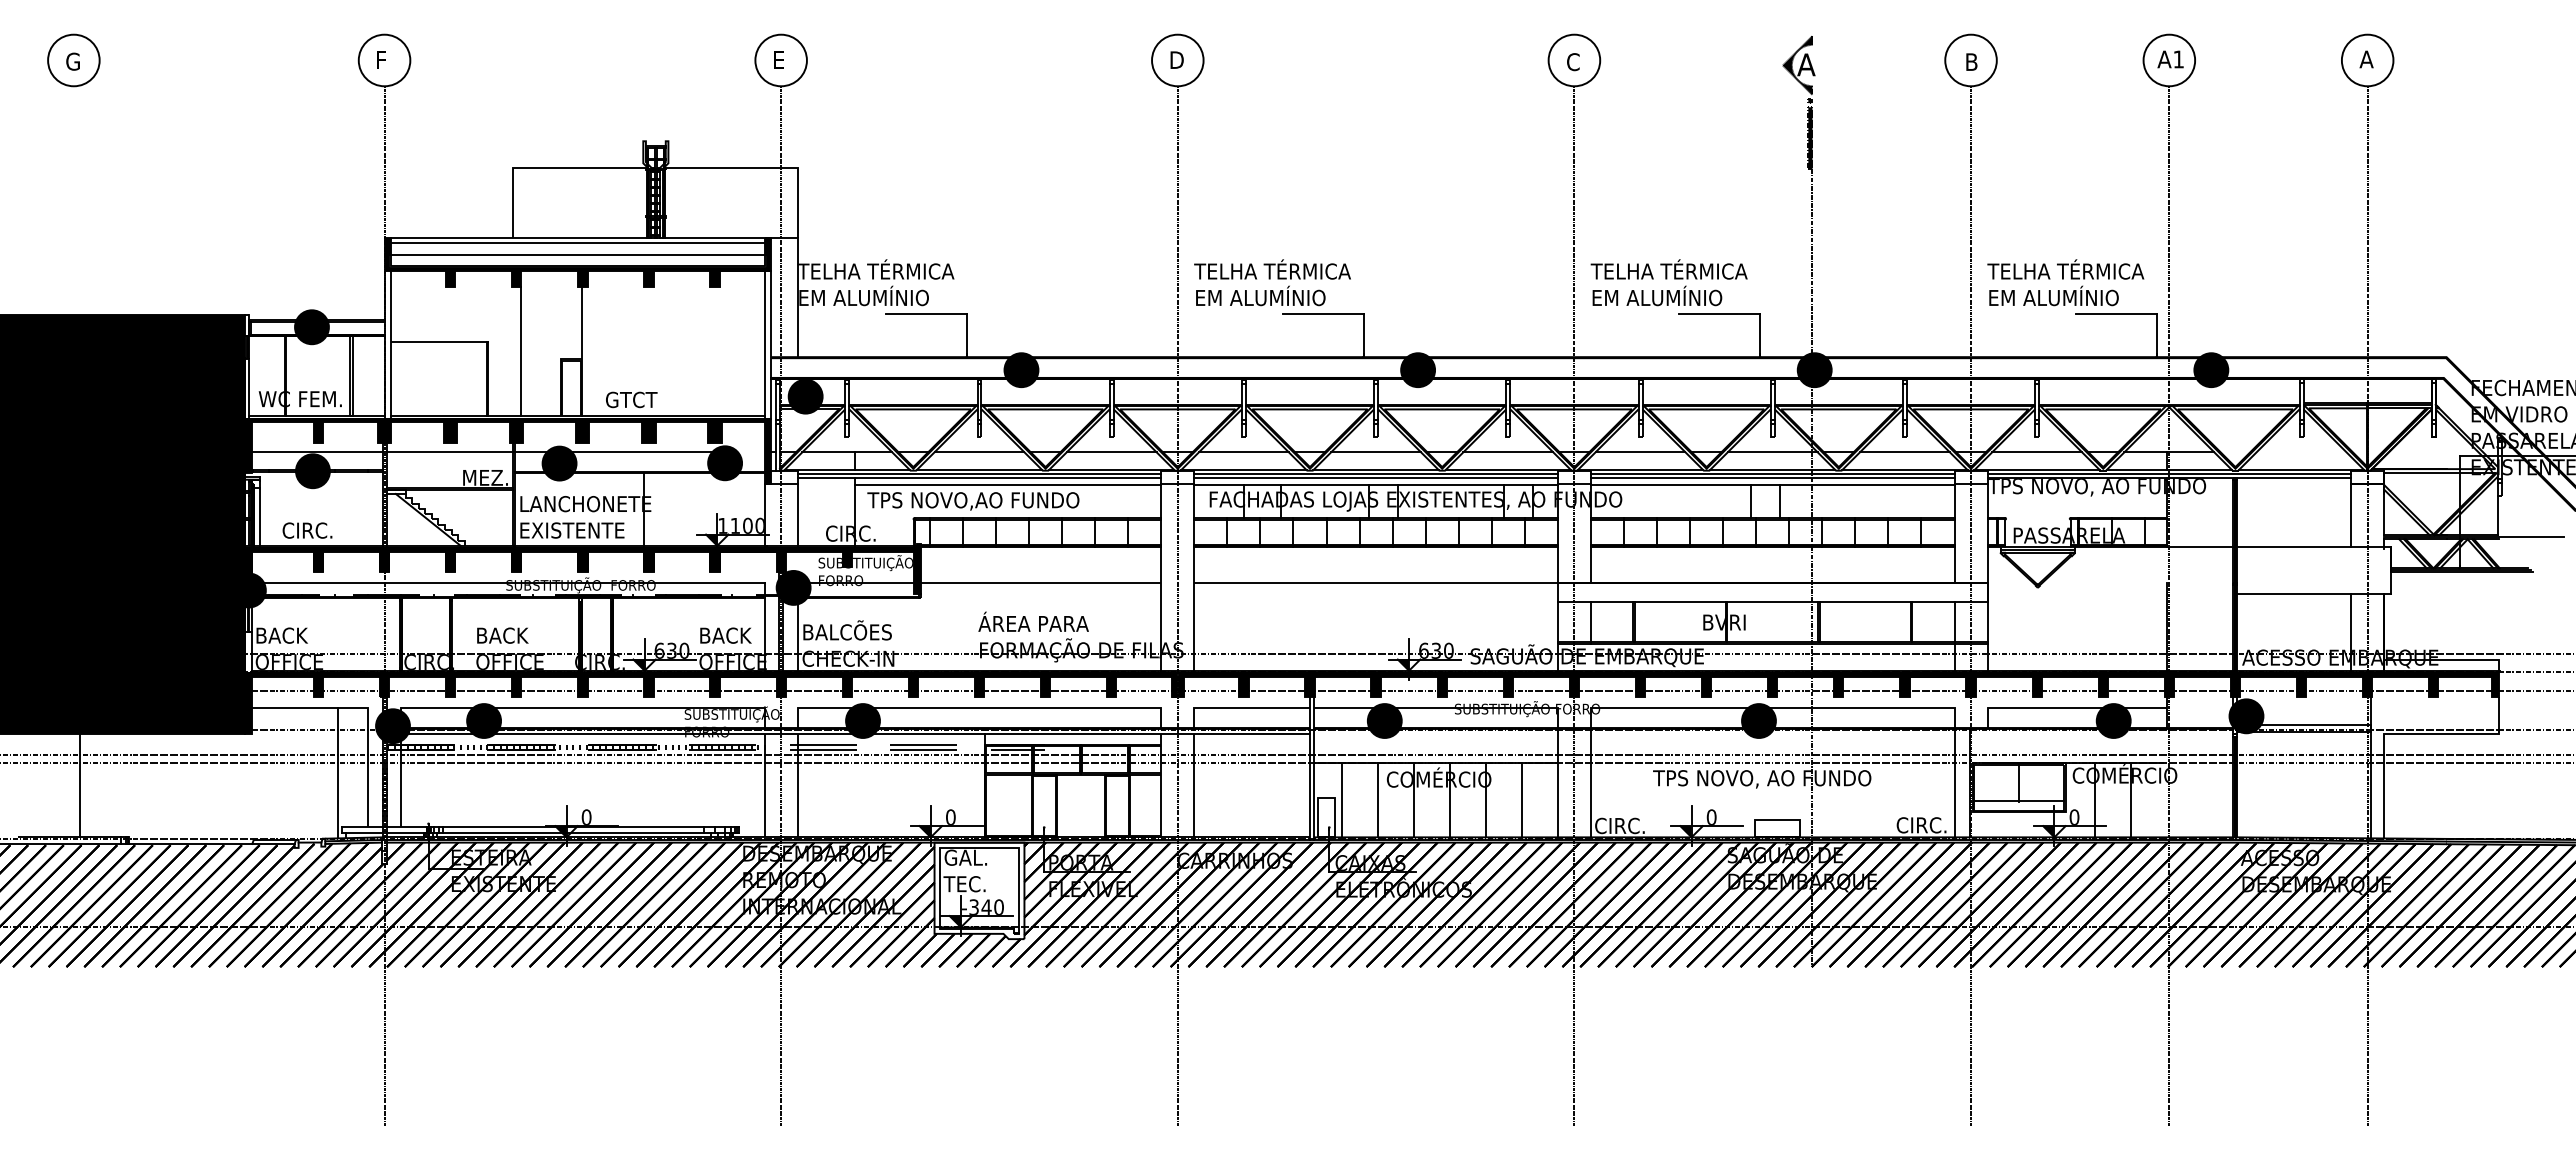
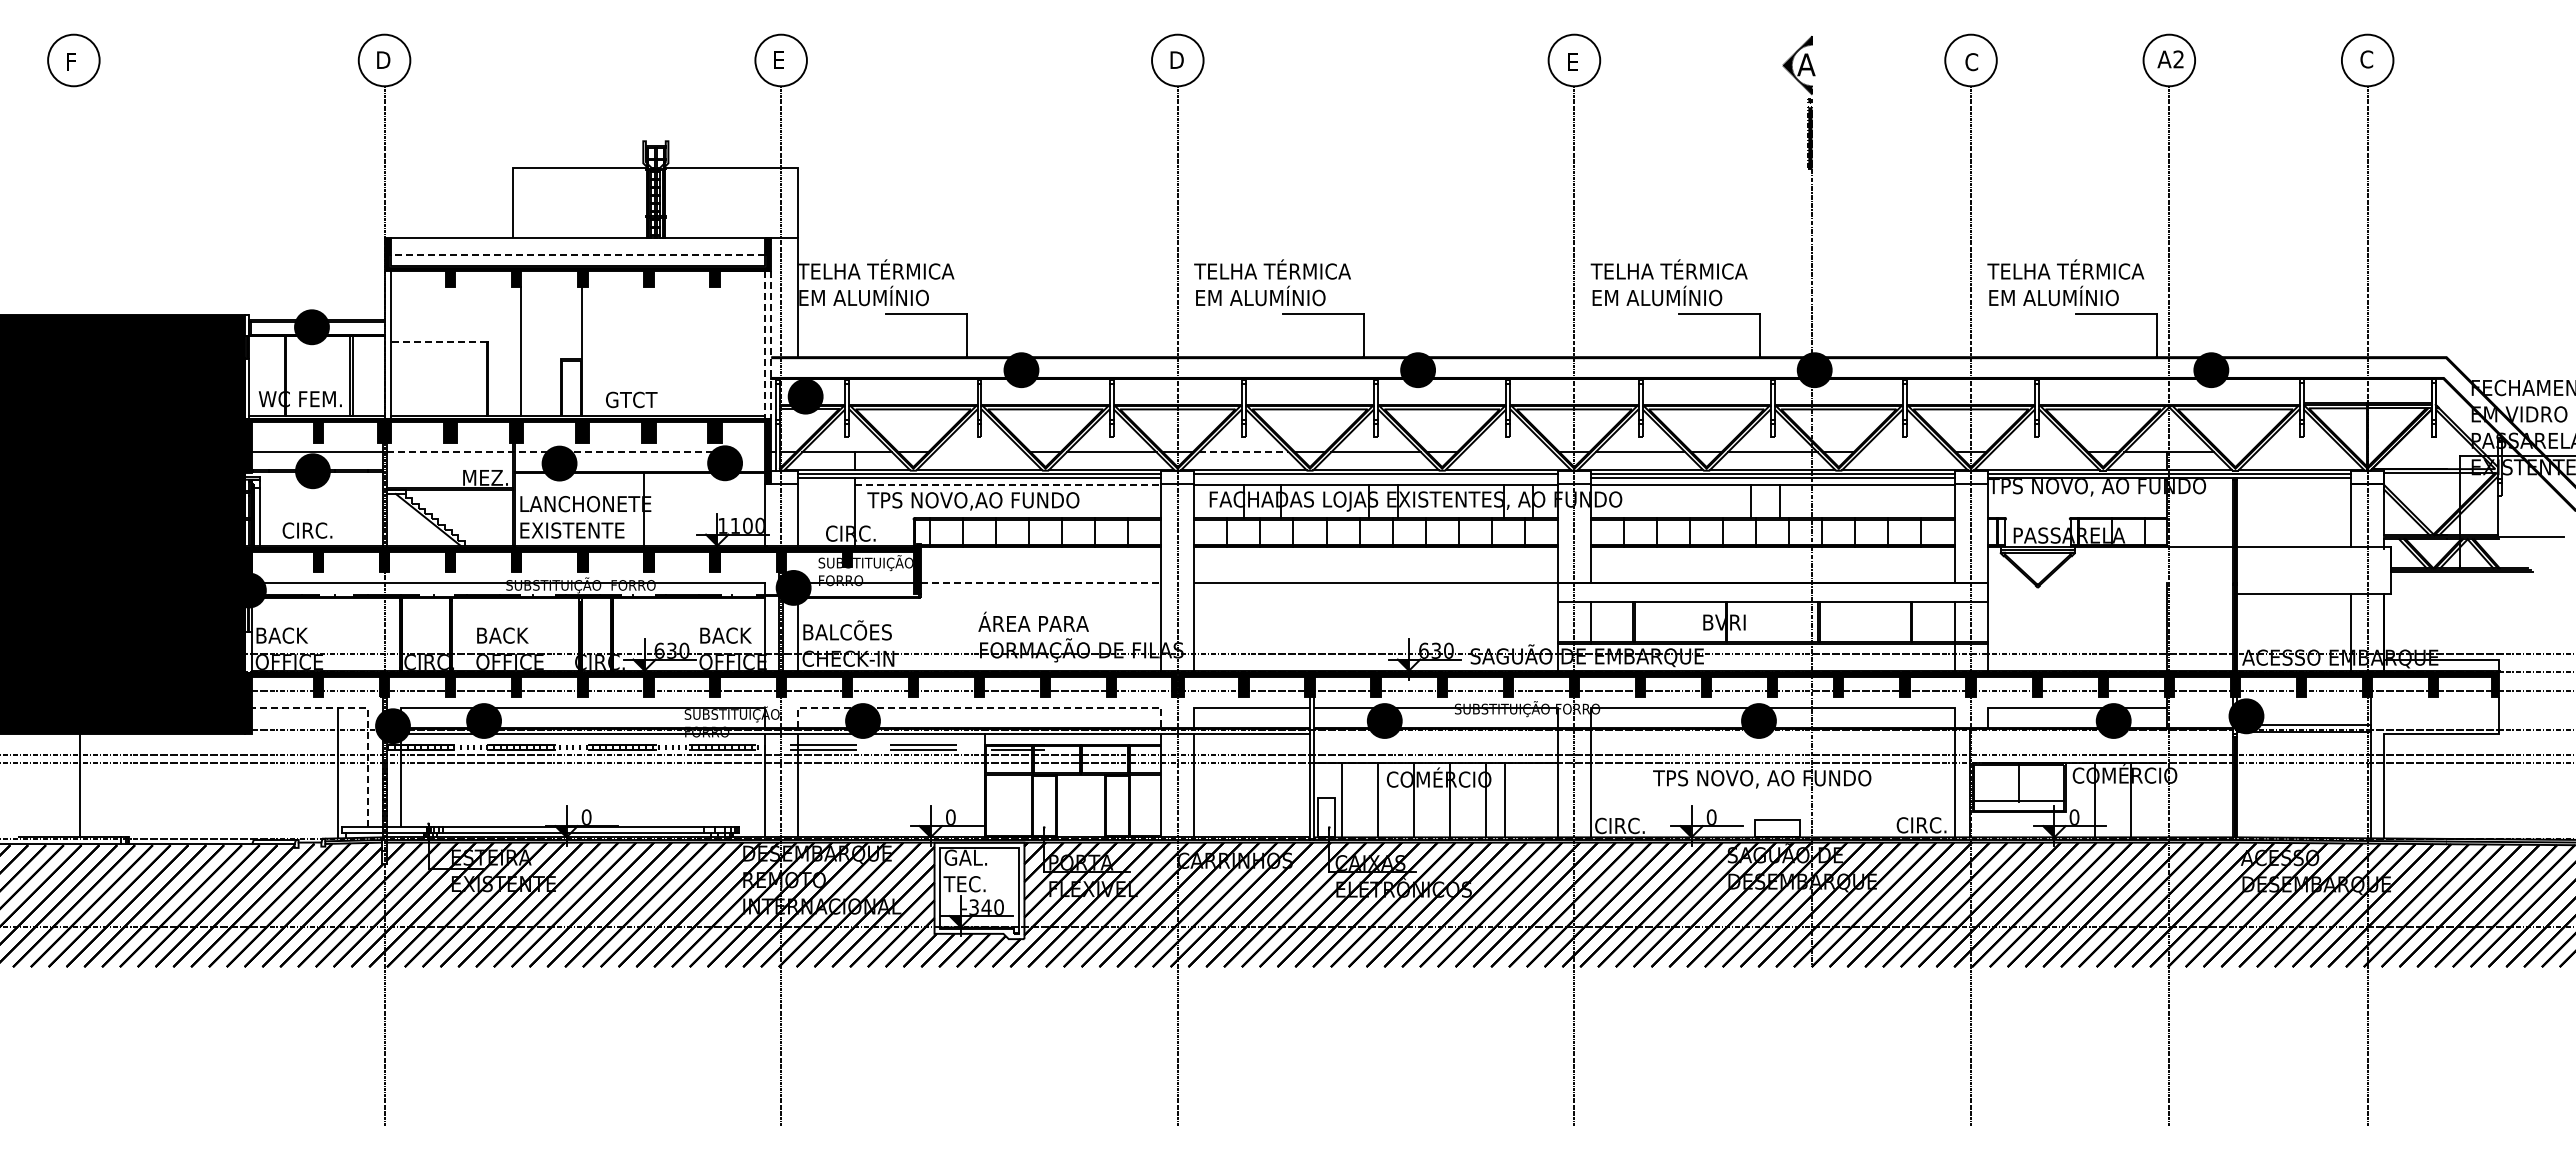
text: F -> D (383, 59)
text: A1 -> A2 (2178, 59)
text: A -> C (2366, 59)
text: G -> F (72, 61)
text: C -> E (1573, 62)
text: B -> C (1971, 62)
line: present -> none (577, 243)
line: solid -> dashed (577, 254)
line: solid -> dashed (439, 342)
line: solid -> dashed (764, 345)
line: solid -> dashed (771, 345)
line: solid -> dashed (551, 451)
line: present -> none (979, 452)
line: solid -> dashed (1243, 452)
line: present -> none (1508, 452)
line: present -> none (1904, 452)
line: present -> none (2037, 452)
line: present -> none (1375, 477)
line: solid -> dashed (1008, 485)
line: solid -> dashed (1041, 582)
line: solid -> dashed (979, 707)
line: solid -> dashed (368, 708)
line position: (1521, 800) -> (1504, 800) (1504, 800)
